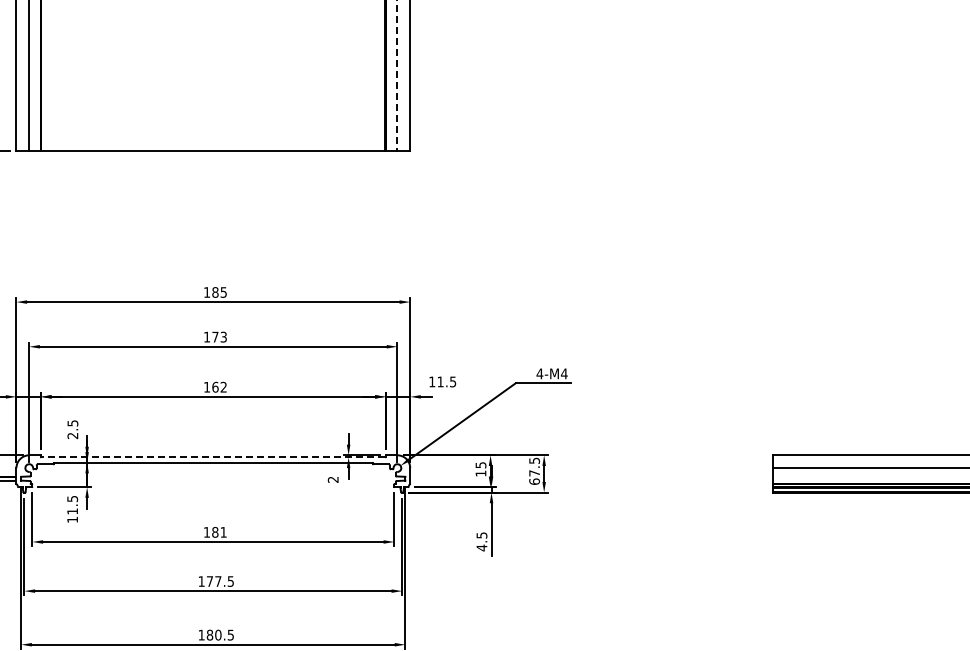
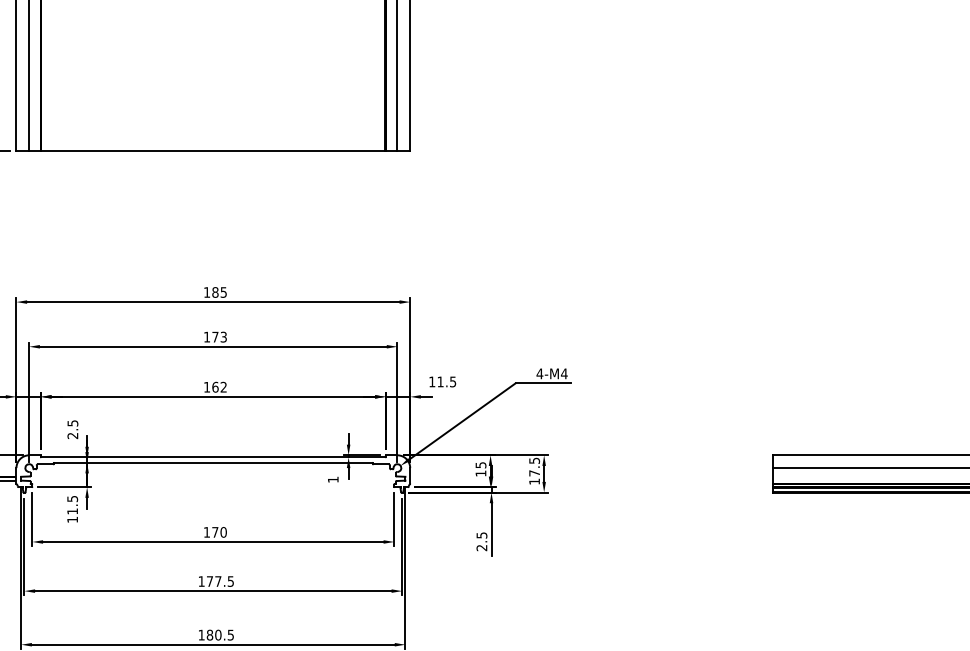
line: dashed -> solid (397, 75)
line: dashed -> solid (213, 457)
text: 2 -> 1 (332, 479)
text: 67.5 -> 17.5 (534, 481)
text: 181 -> 170 (219, 532)
text: 4.5 -> 2.5 (481, 547)
